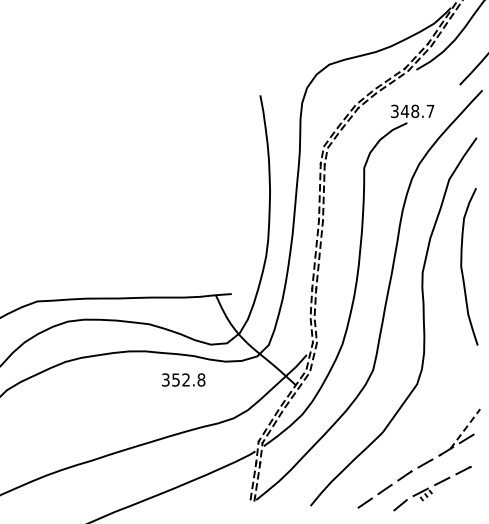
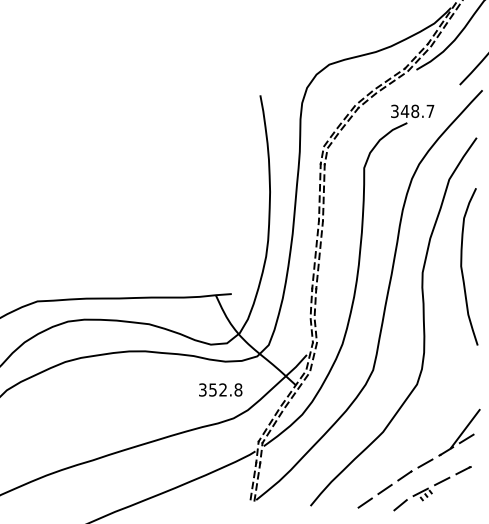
text position: (183, 379) -> (220, 389) (220, 389)
line: dashed -> solid (465, 429)
